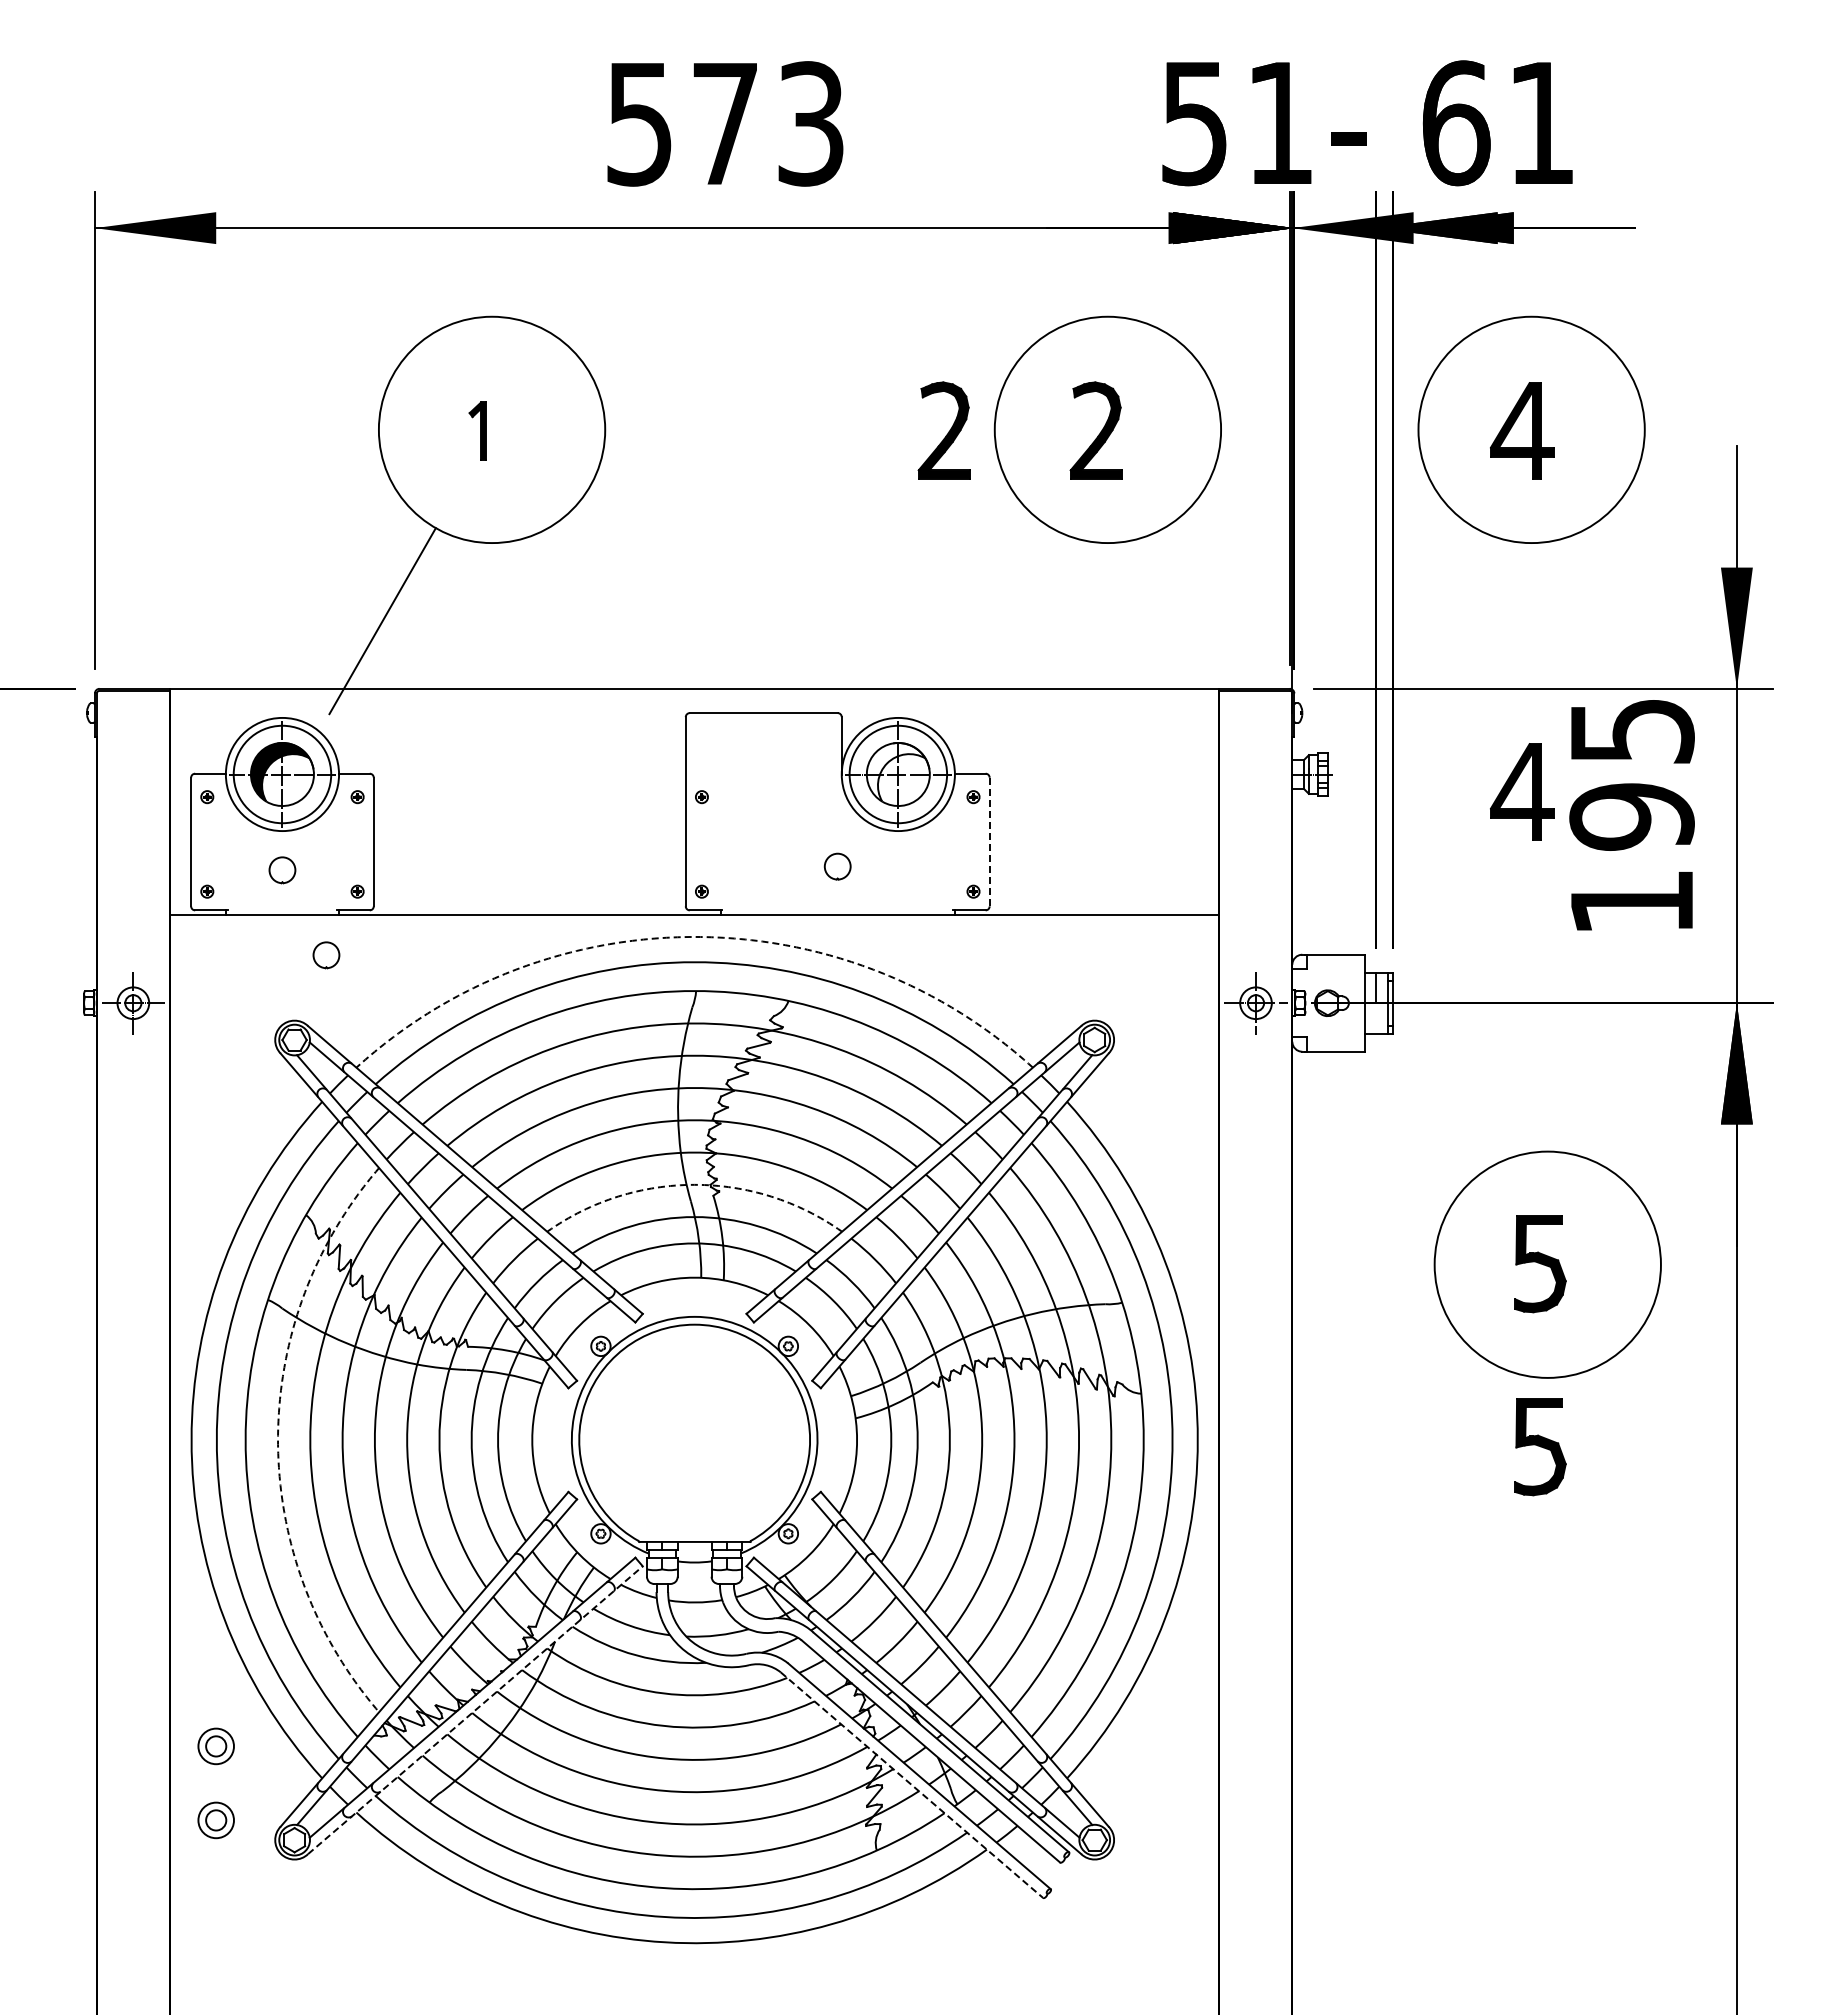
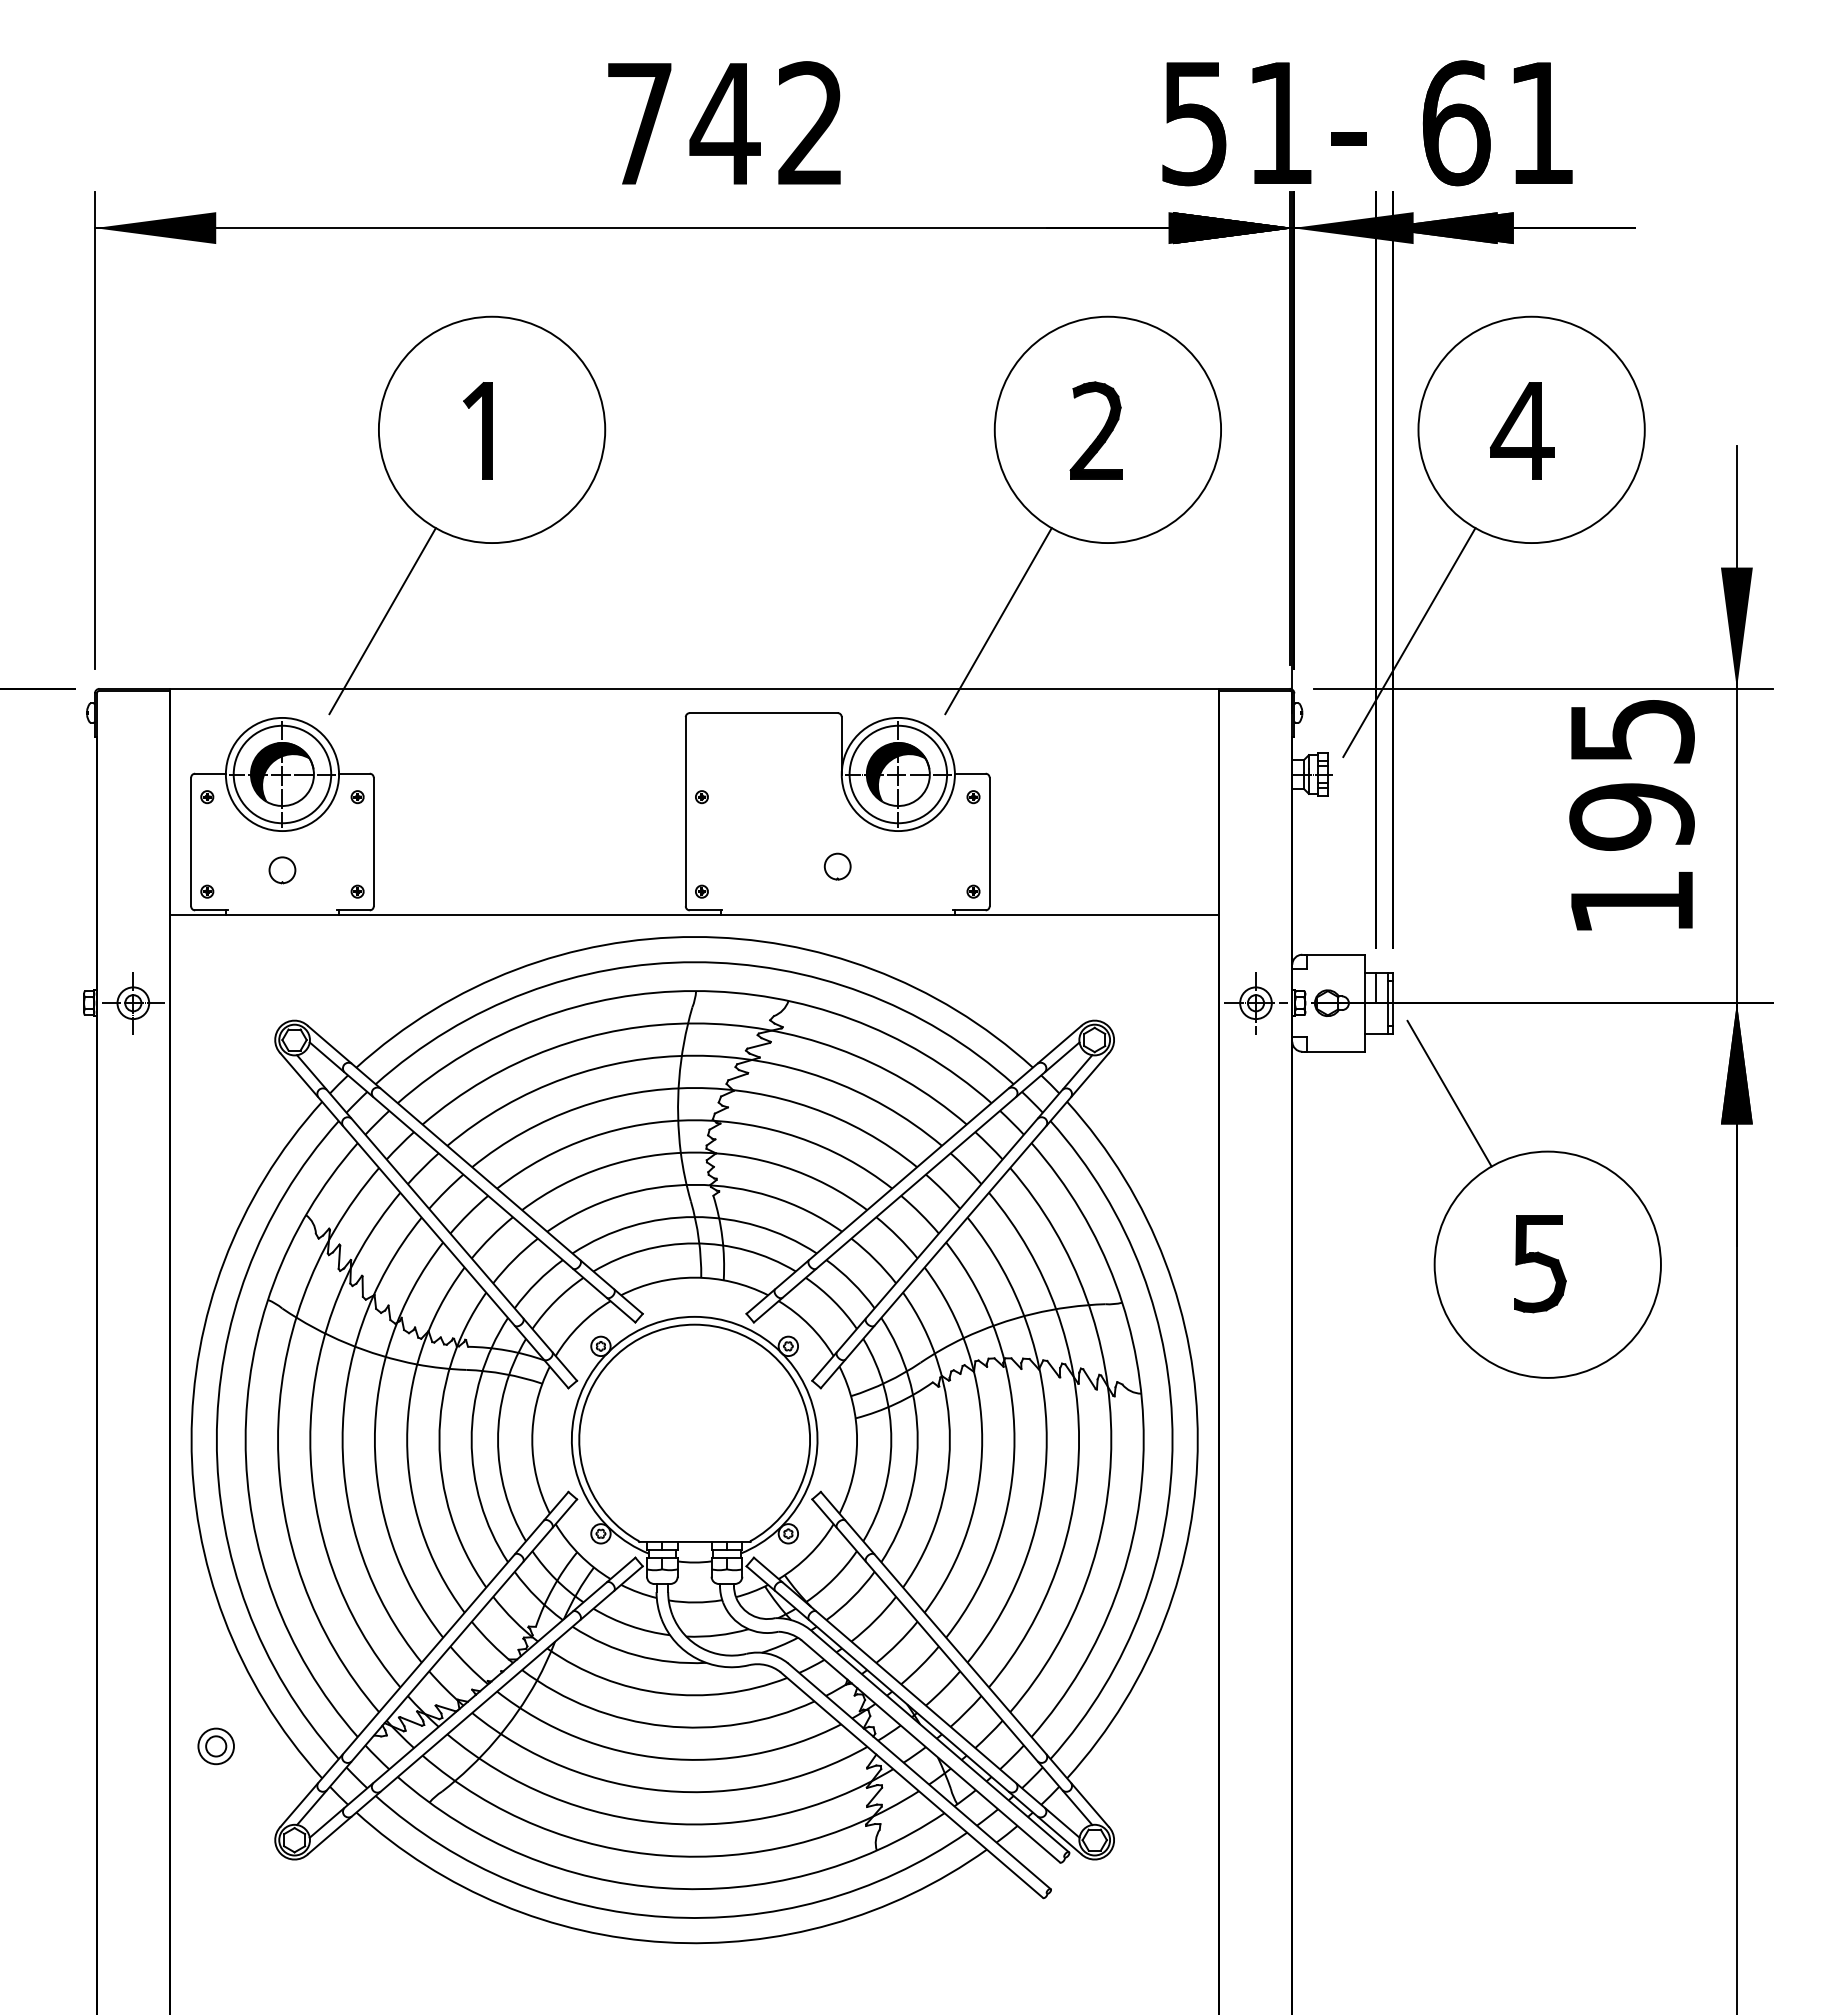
text: 573 -> 742 (725, 123)
part size: 19x60 px -> 30x98 px (477, 430)
part: present -> none (943, 430)
line: none -> present (998, 621)
line: none -> present (1409, 642)
hatch: none -> present (895, 772)
part: present -> none (1522, 791)
line: dashed -> solid (989, 842)
arc: dashed -> solid (694, 936)
part: present -> none (326, 955)
line: none -> present (1449, 1093)
arc: dashed -> solid (694, 1184)
arc: dashed -> solid (278, 1440)
part: present -> none (1540, 1447)
line: dashed -> solid (475, 1710)
line: dashed -> solid (911, 1785)
part: present -> none (215, 1820)
